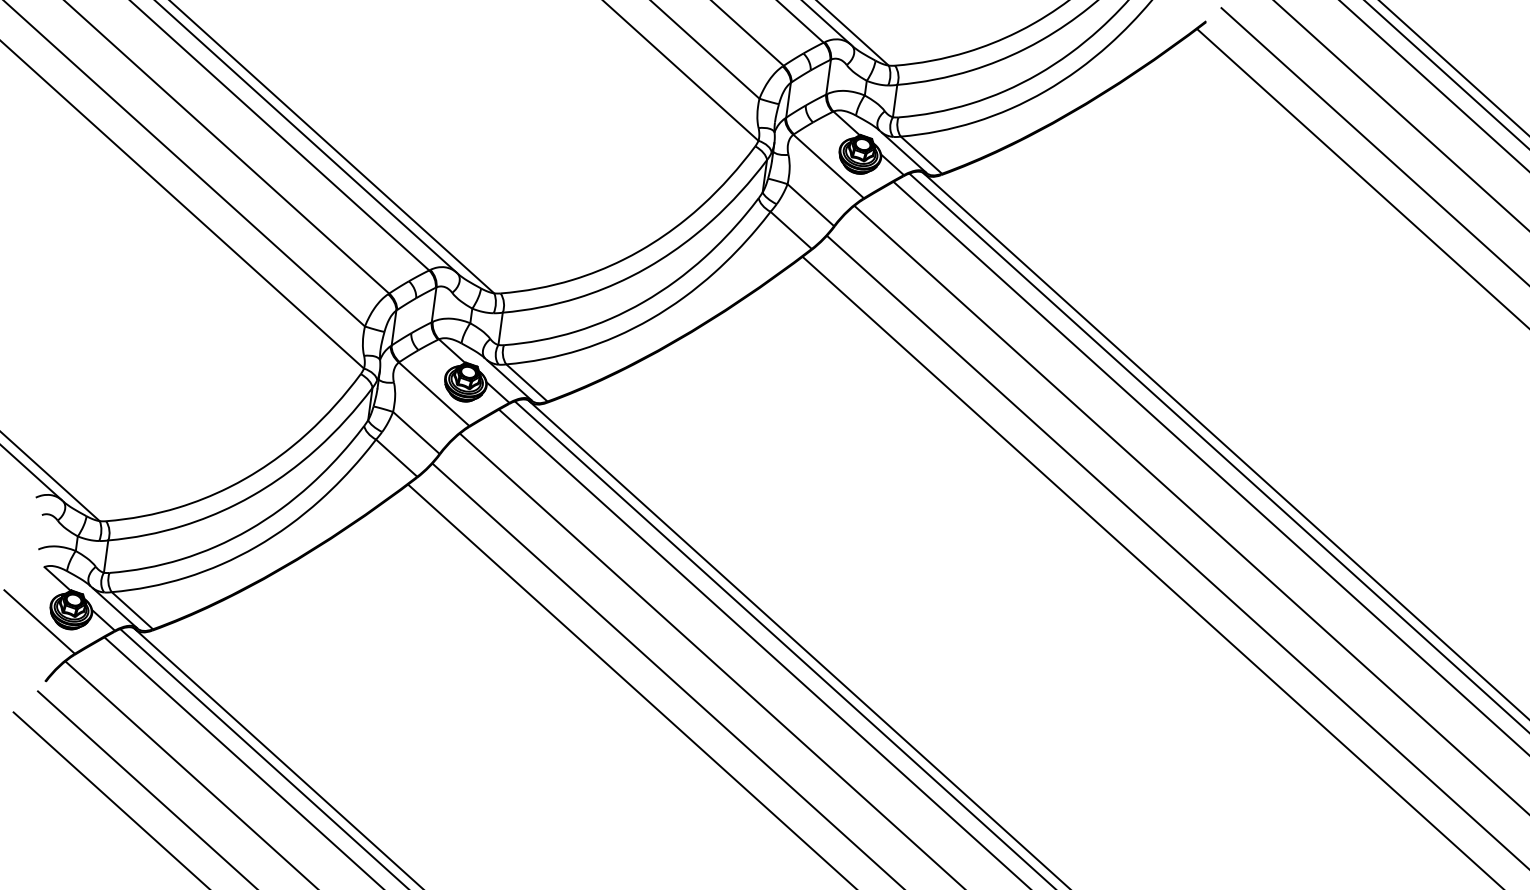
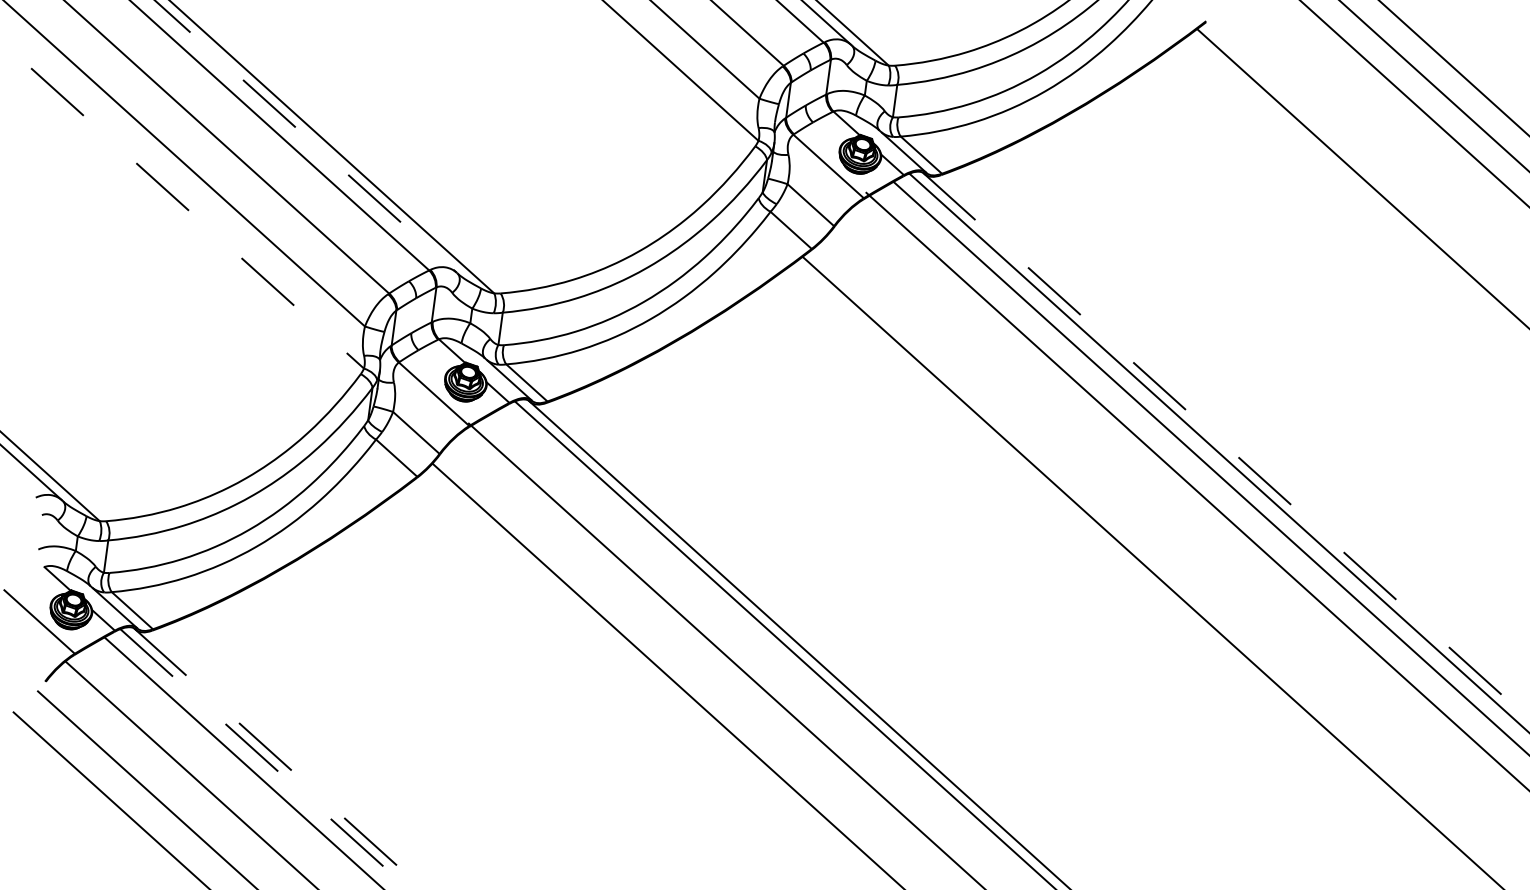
line: present -> none (1446, 74)
line position: (1400, 115) -> (1414, 103) (1414, 103)
line: solid -> dashed (306, 136)
line: present -> none (1373, 145)
line: solid -> dashed (182, 204)
line: solid -> dashed (1226, 446)
line position: (1190, 508) -> (1196, 490) (1196, 490)
line: present -> none (1176, 551)
line: present -> none (763, 647)
line position: (710, 659) -> (725, 654) (725, 654)
line: present -> none (630, 685)
line: solid -> dashed (265, 759)
line: solid -> dashed (279, 759)
